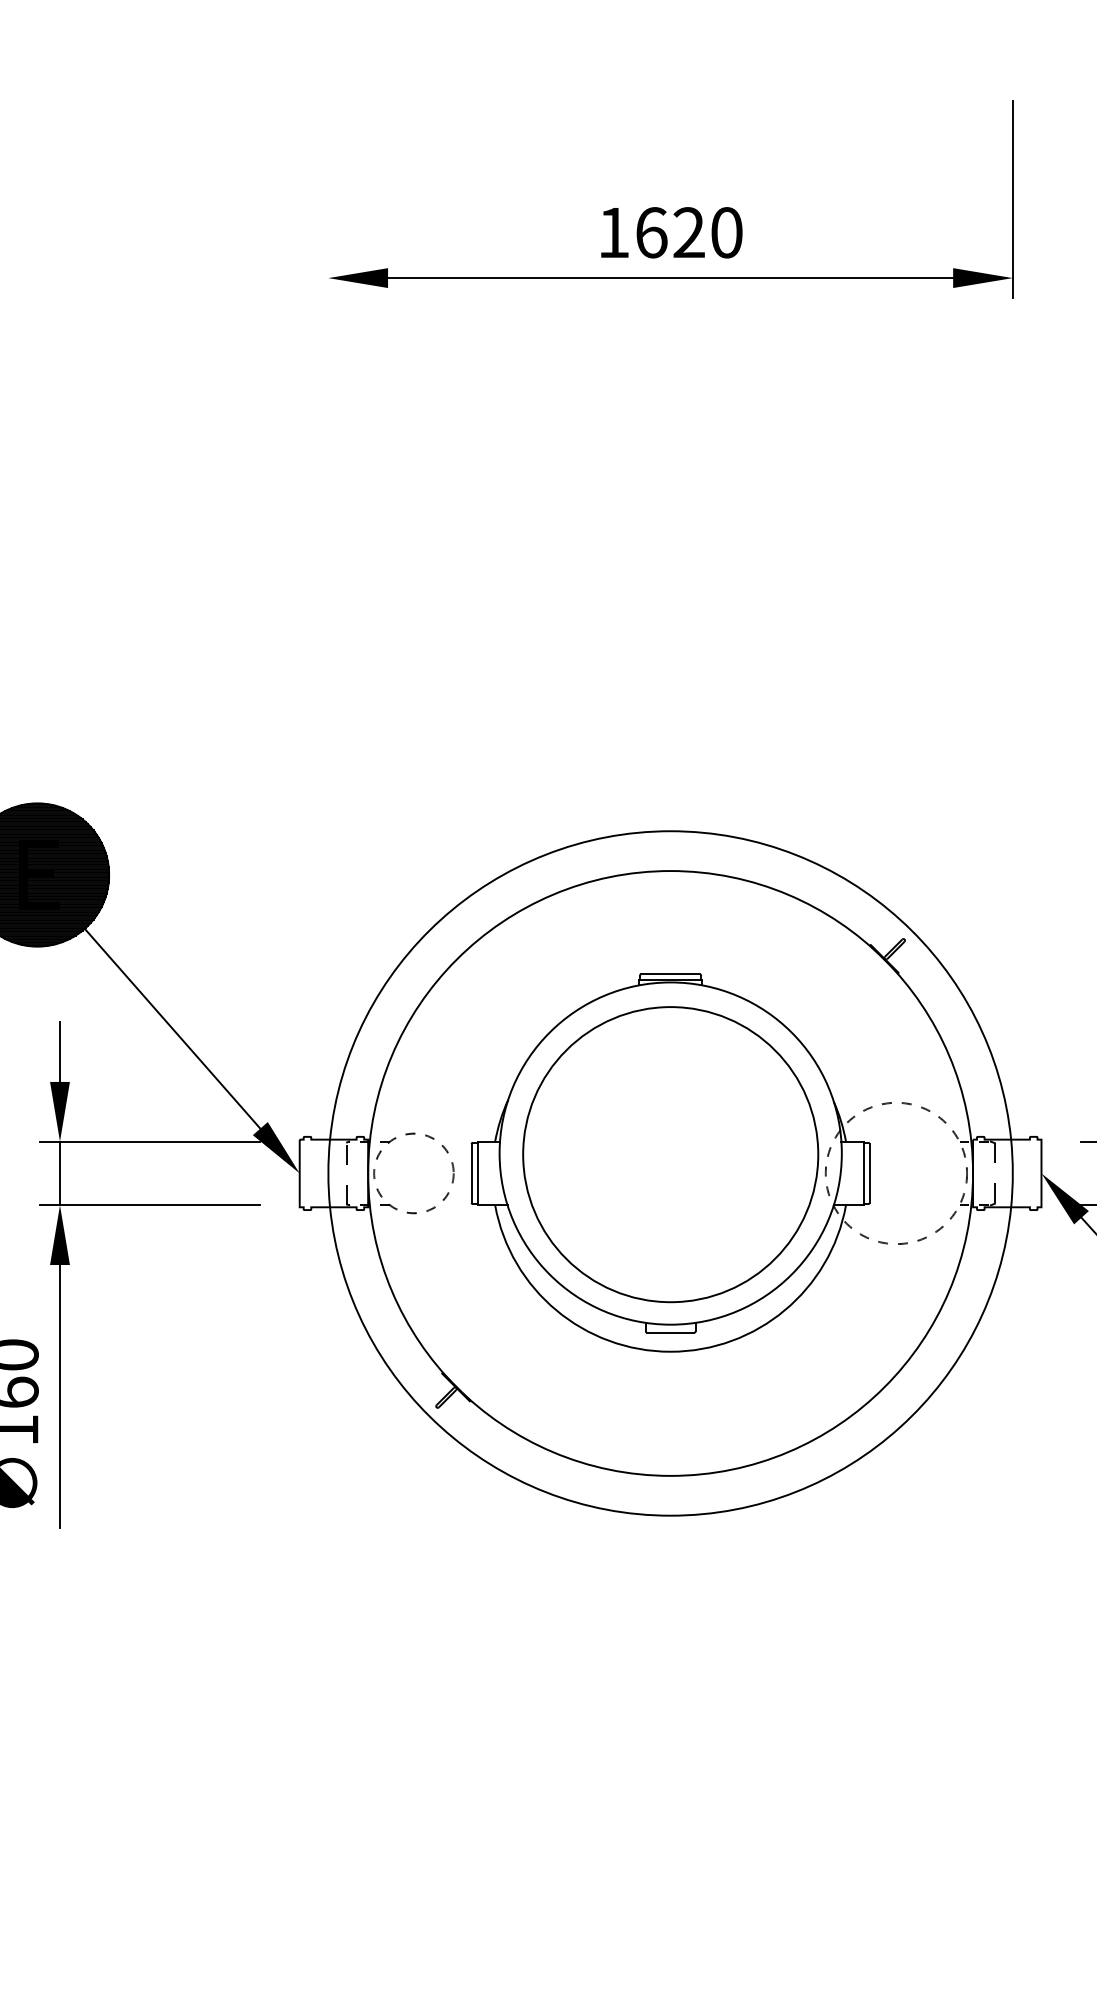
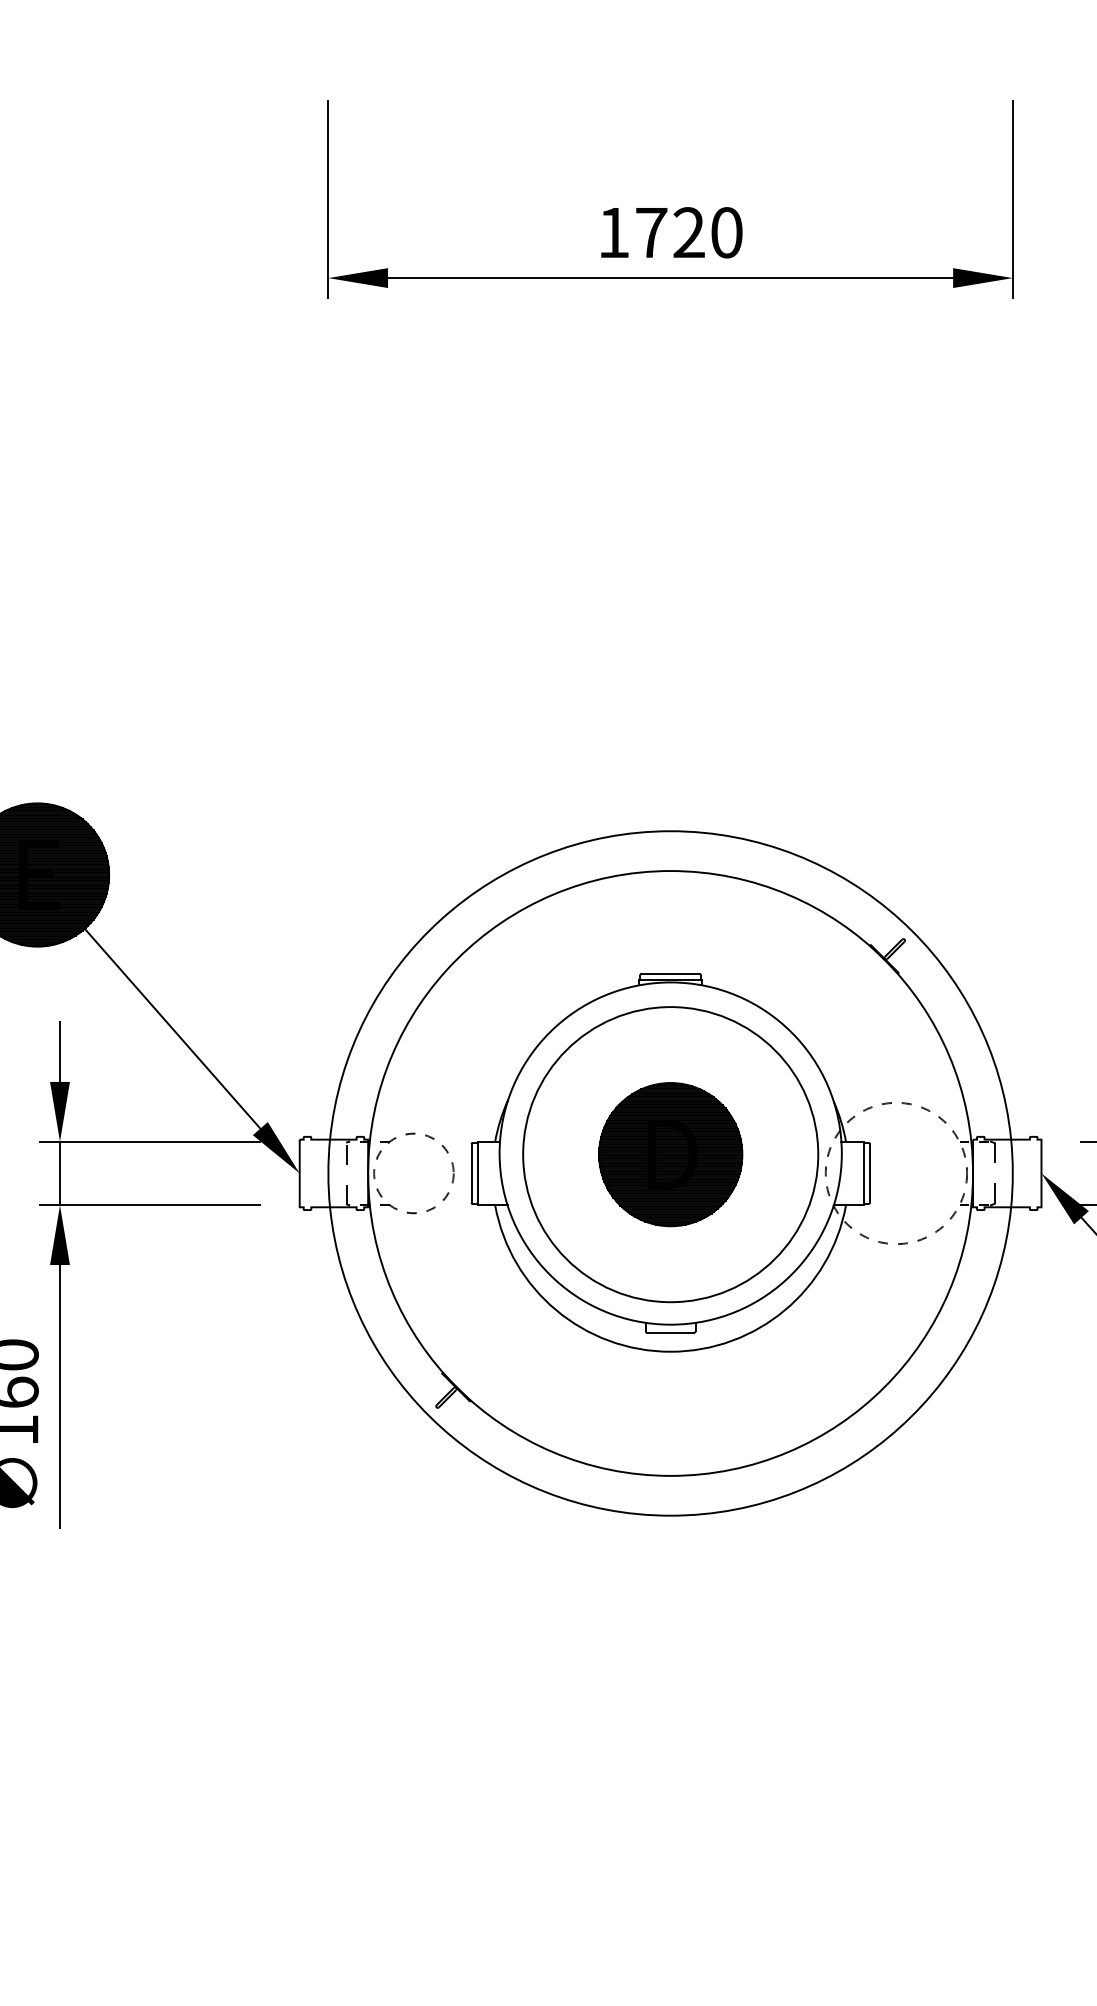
line: none -> present (328, 199)
text: 1620 -> 1720 (651, 232)
part: none -> present (670, 1154)
